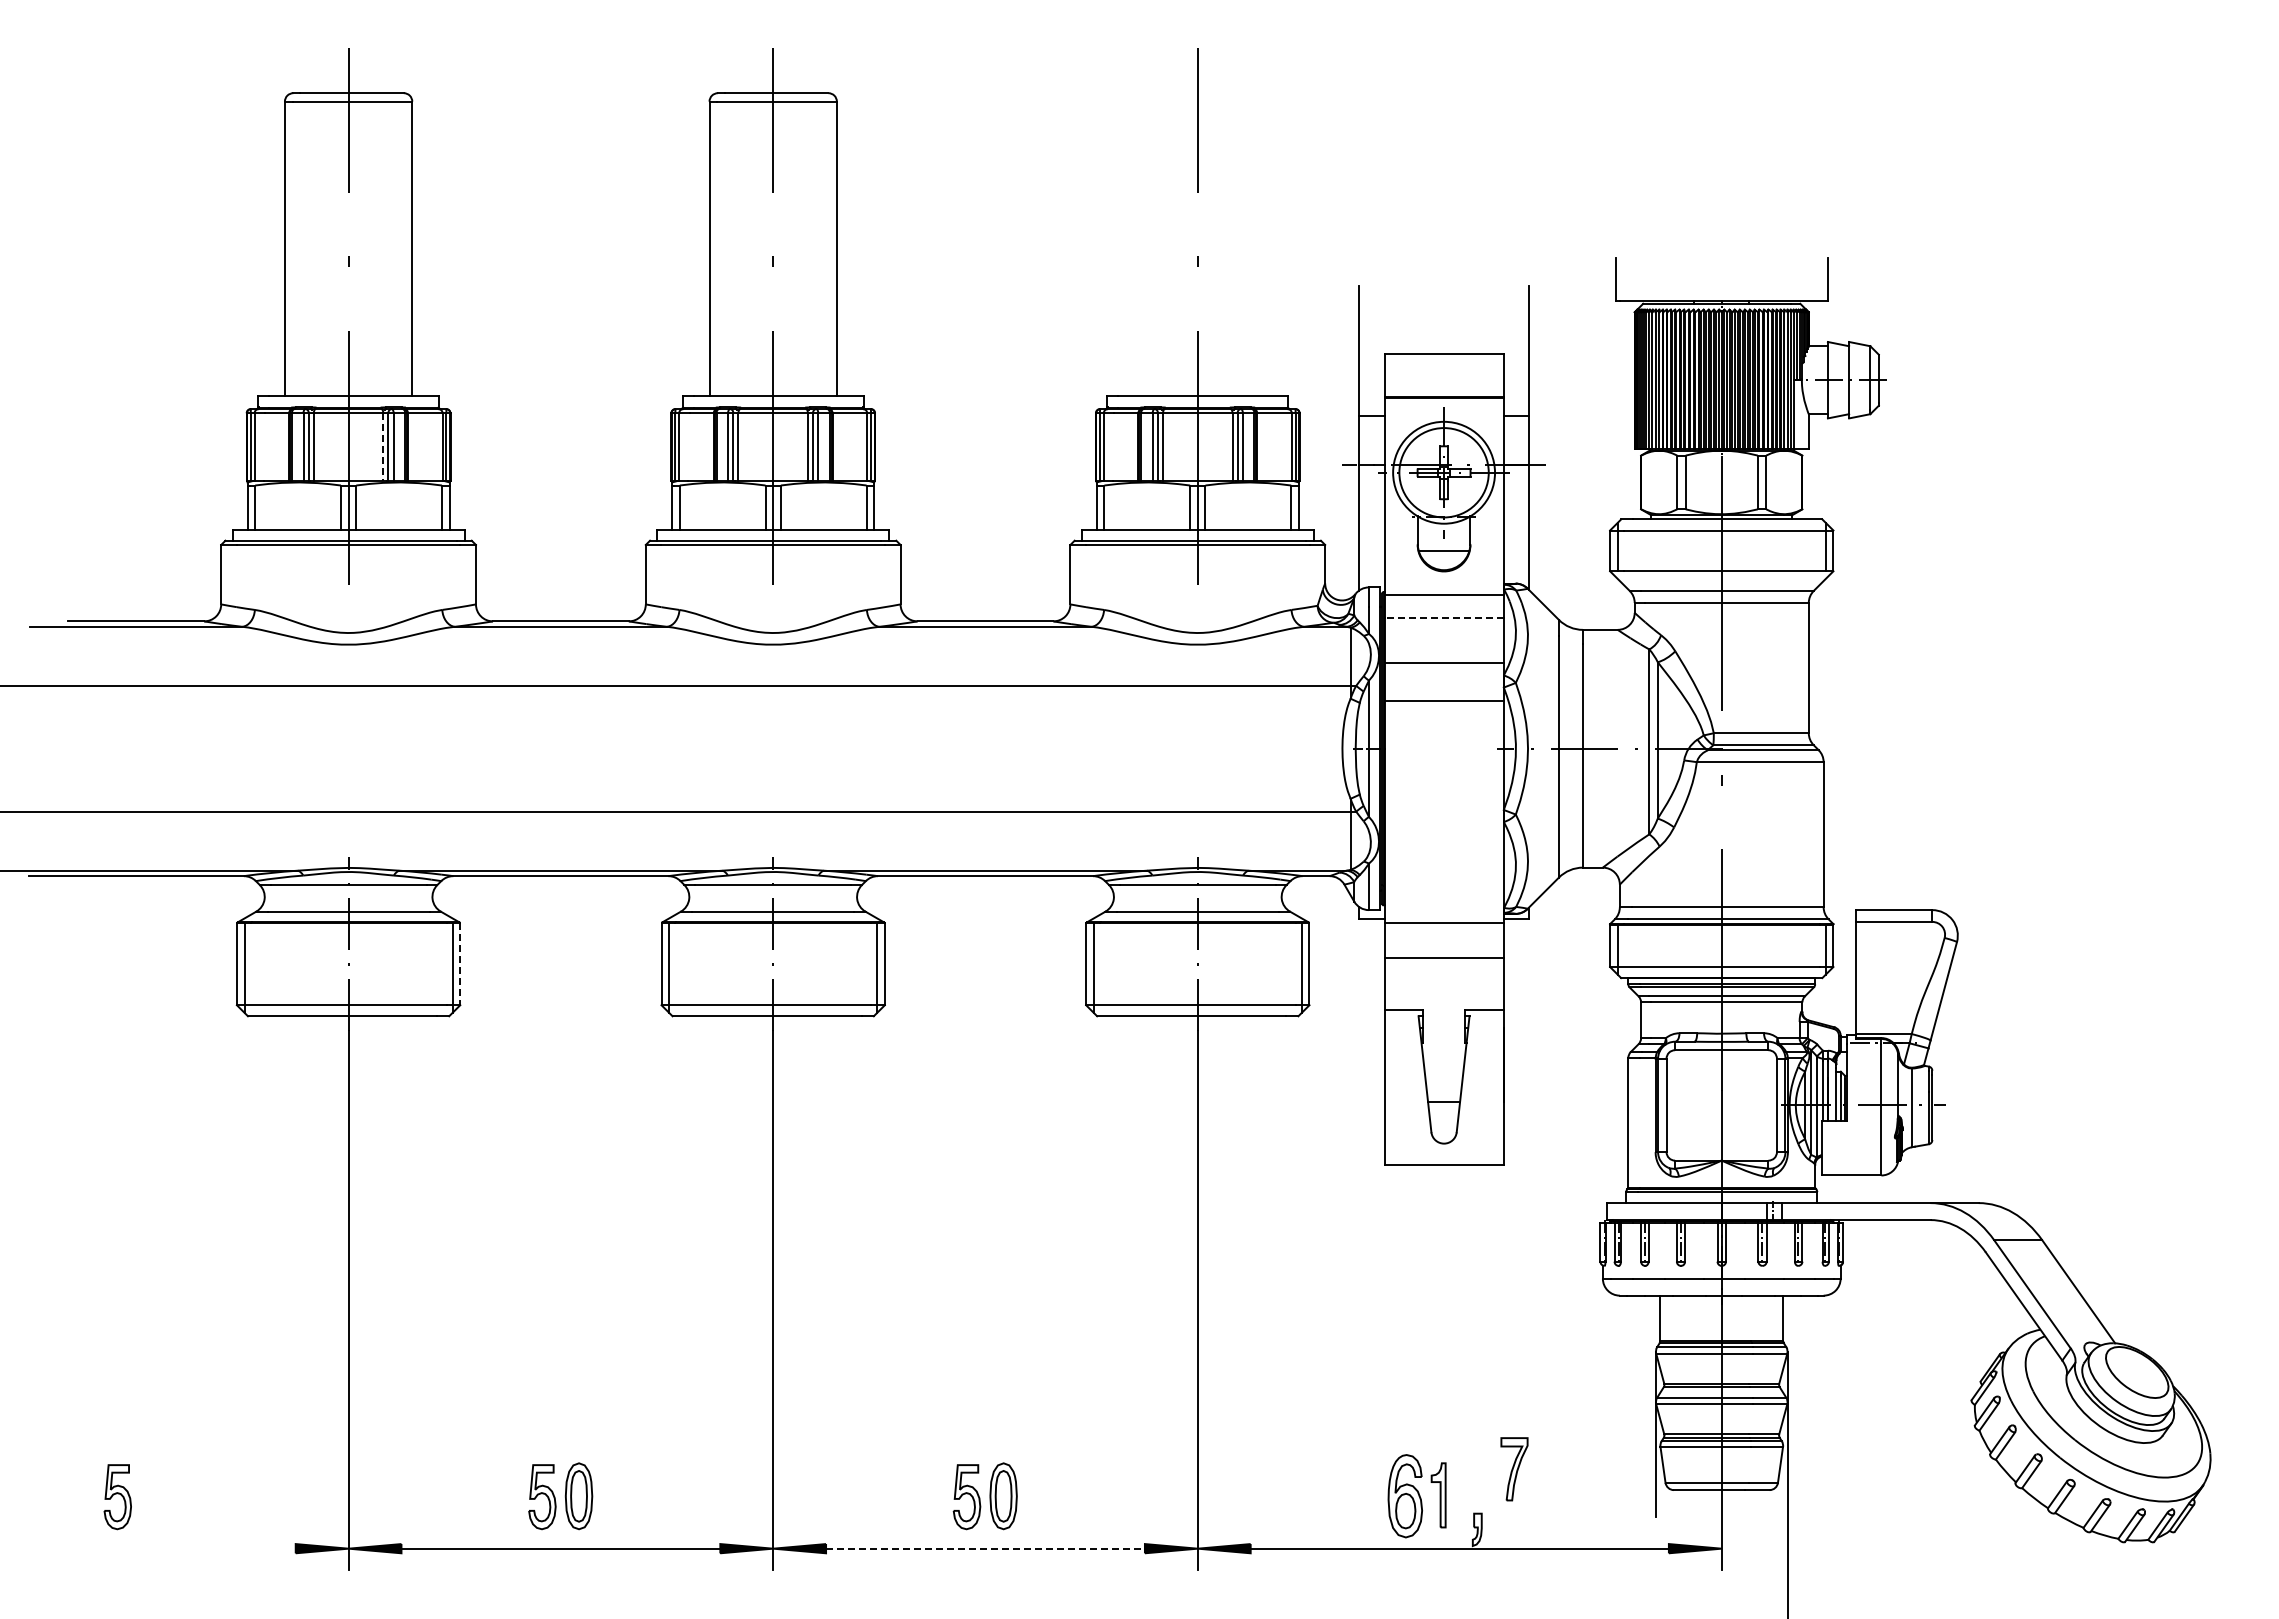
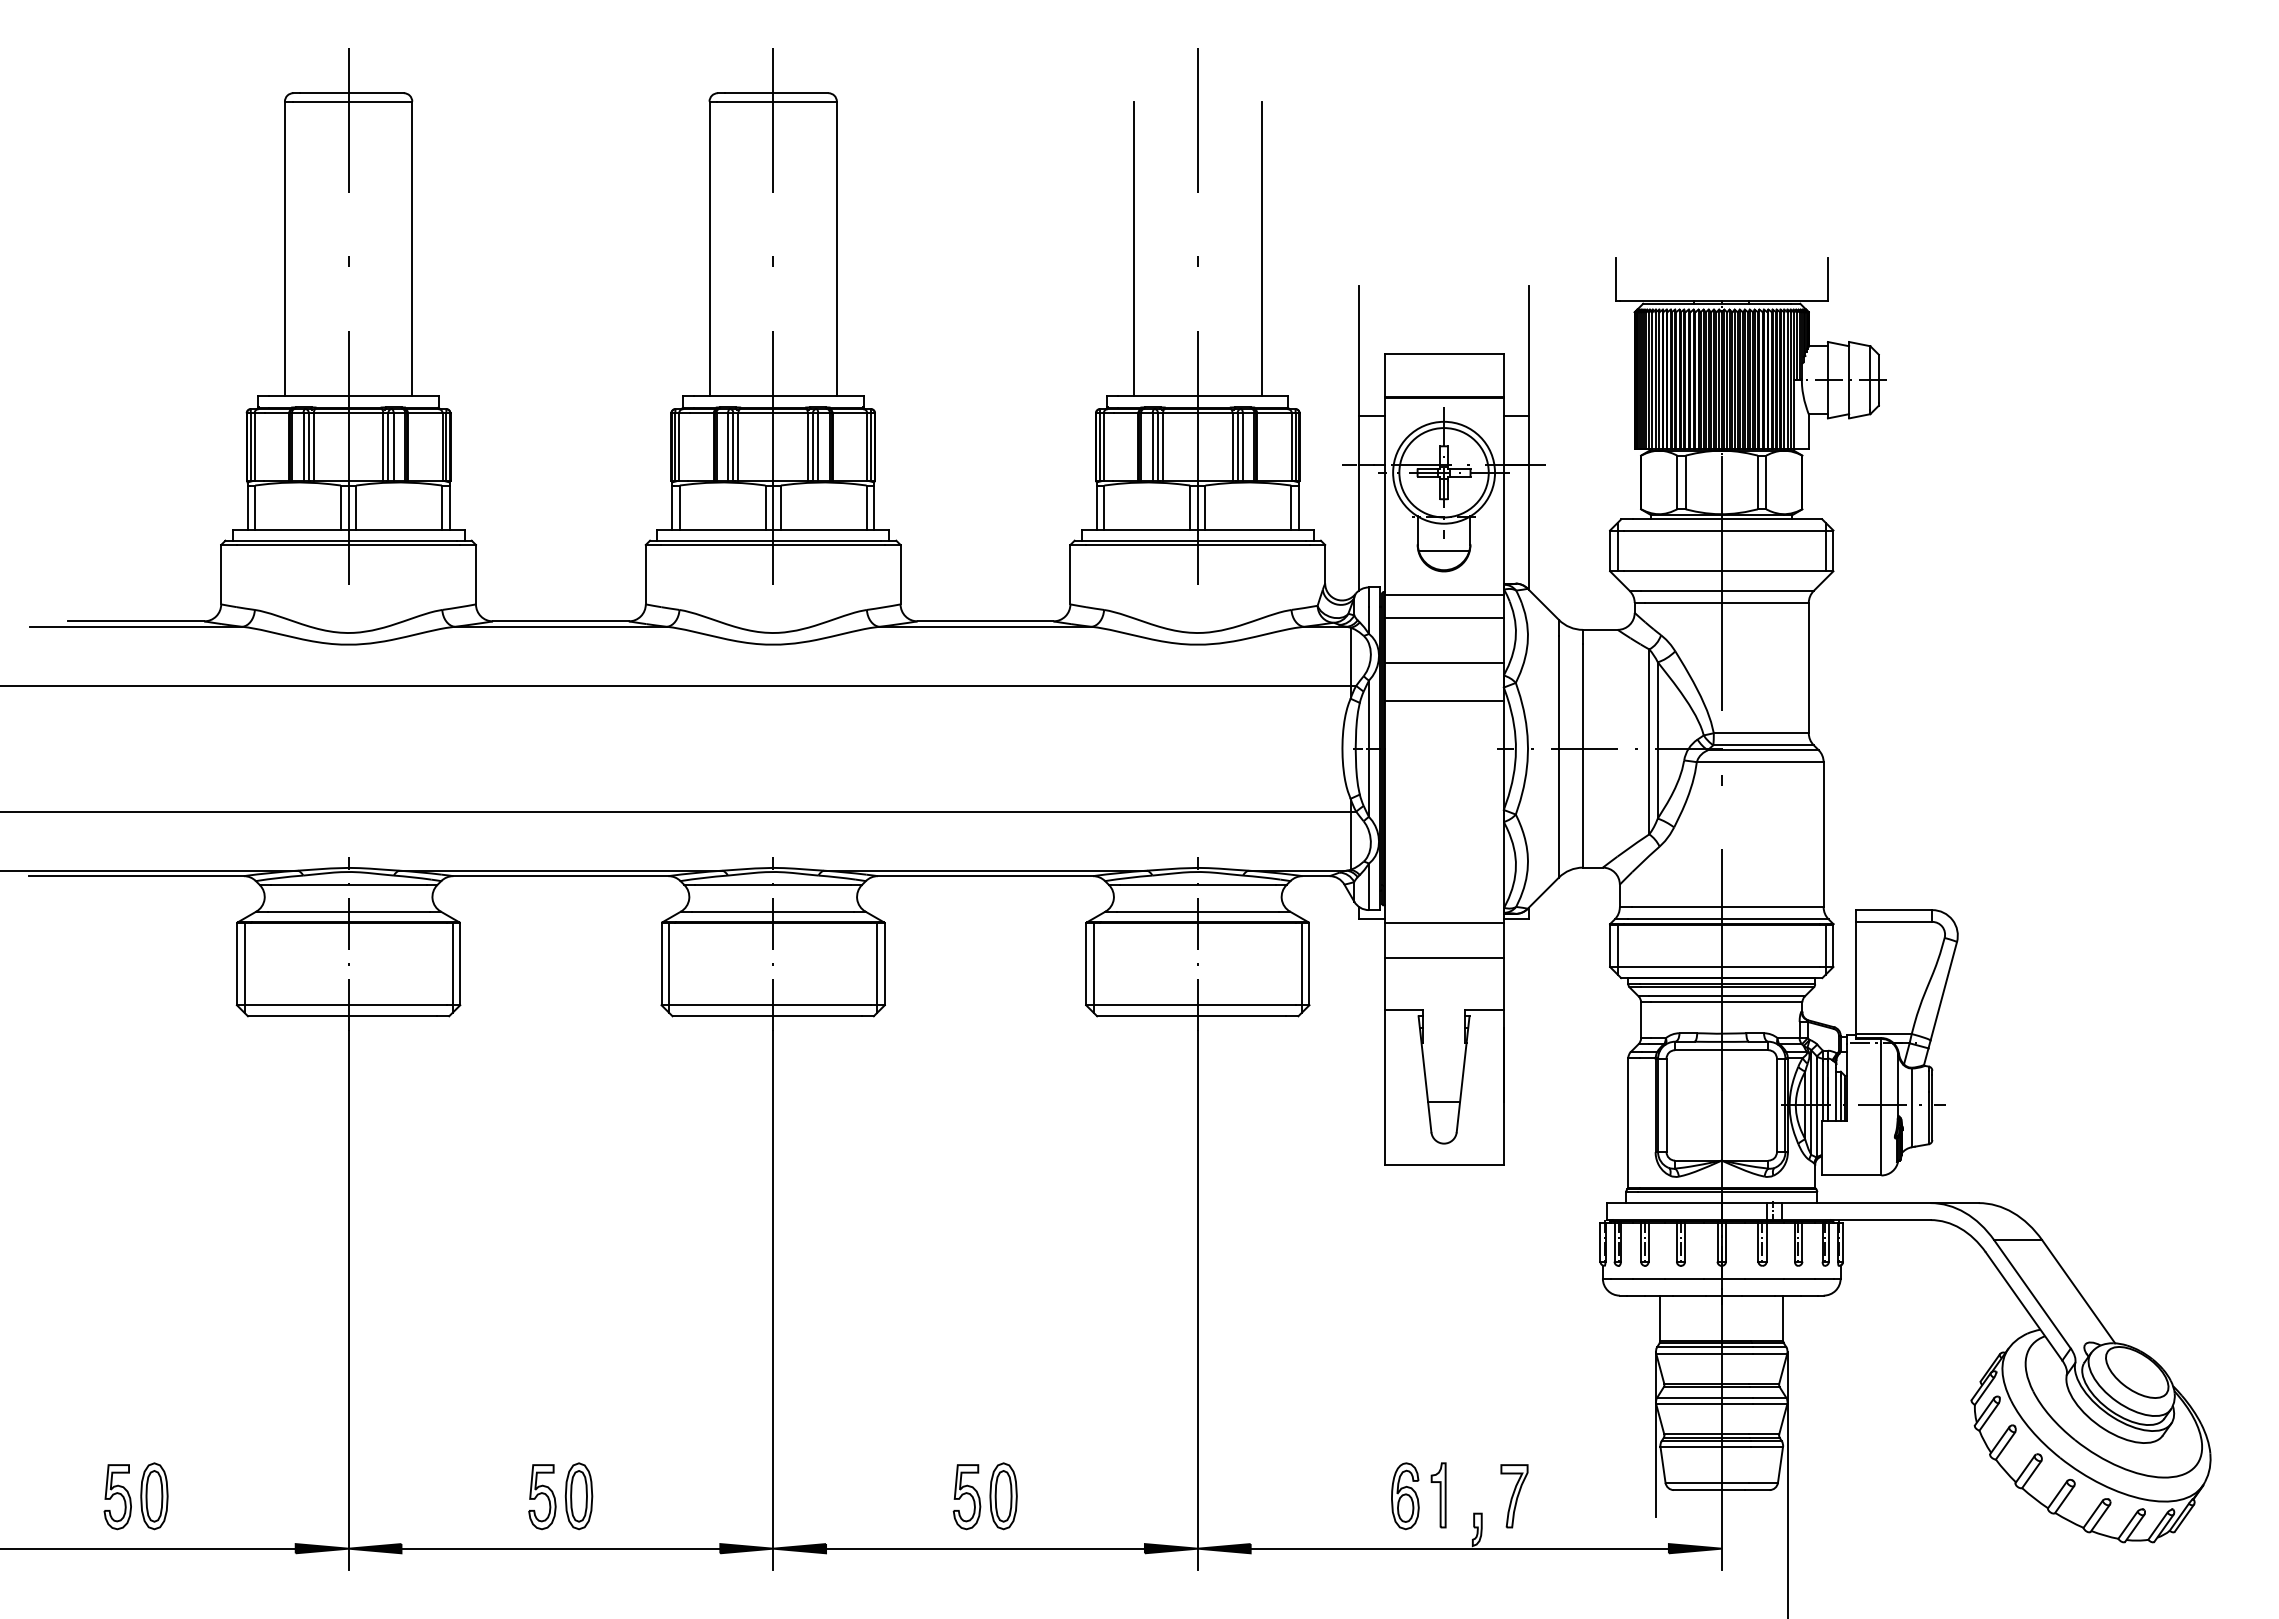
line: none -> present (1134, 248)
line: none -> present (1261, 248)
line: dashed -> solid (383, 447)
line: dashed -> solid (1443, 617)
line: dashed -> solid (460, 964)
part position: (1514, 1469) -> (1514, 1496) (1514, 1496)
part: none -> present (154, 1496)
part size: 36x85 px -> 29x69 px (1405, 1496)
line: none -> present (148, 1548)
line: dashed -> solid (986, 1548)
